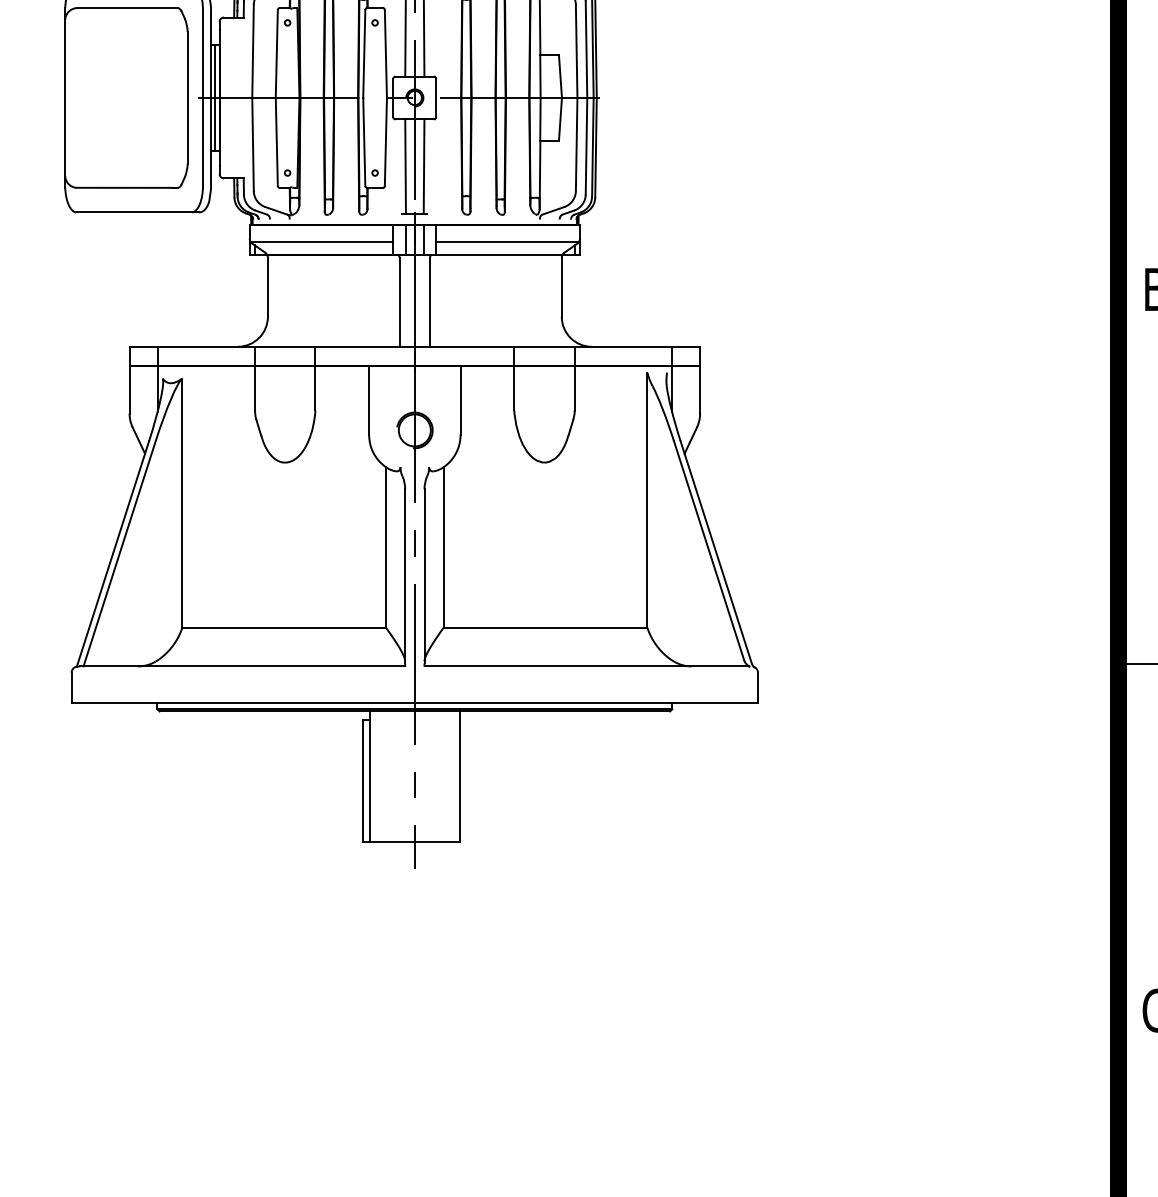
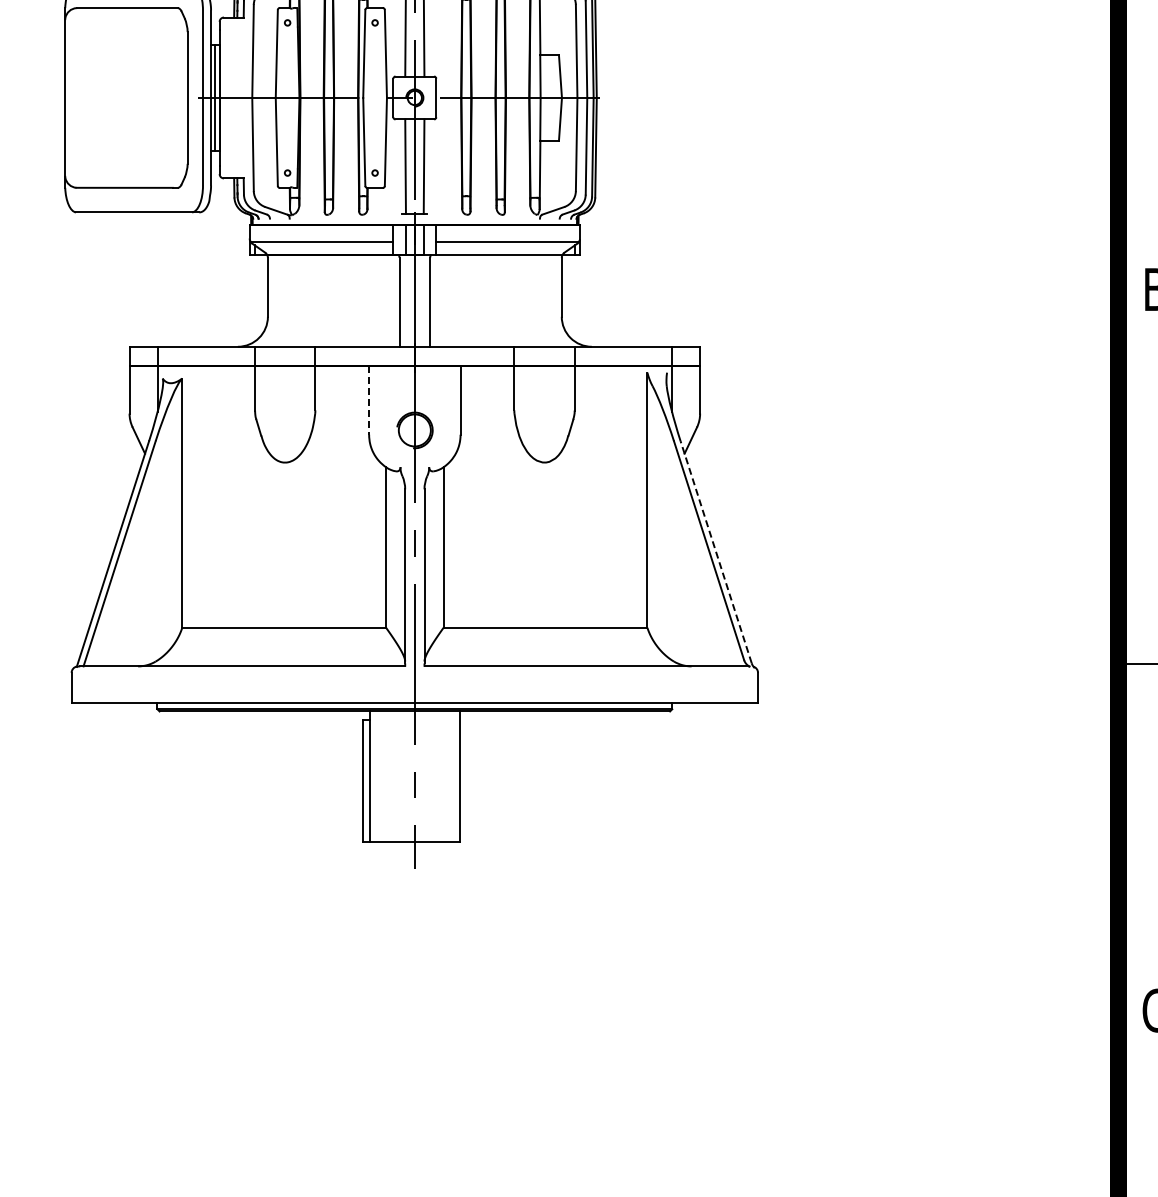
line: solid -> dashed (369, 400)
line: solid -> dashed (716, 552)
